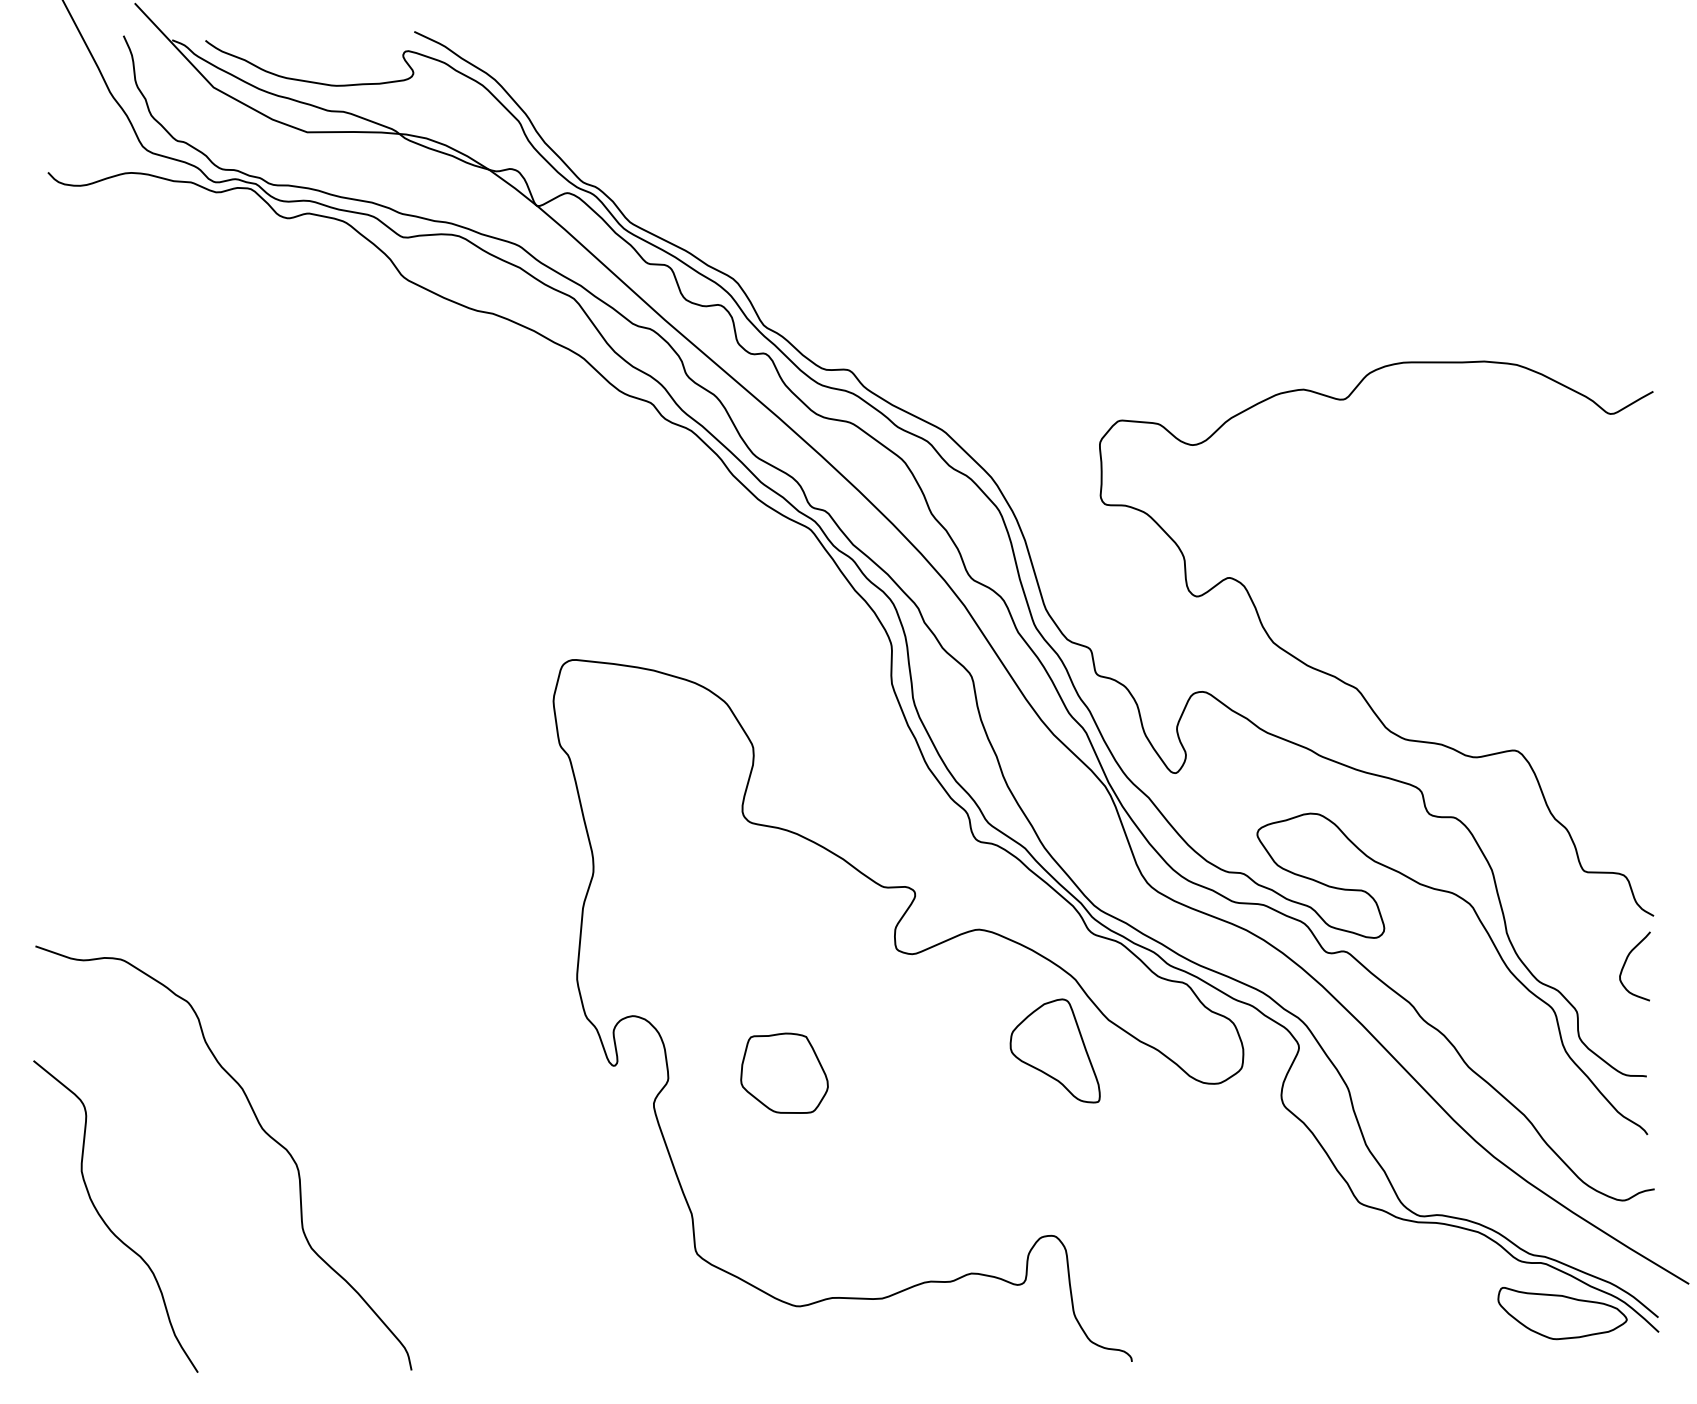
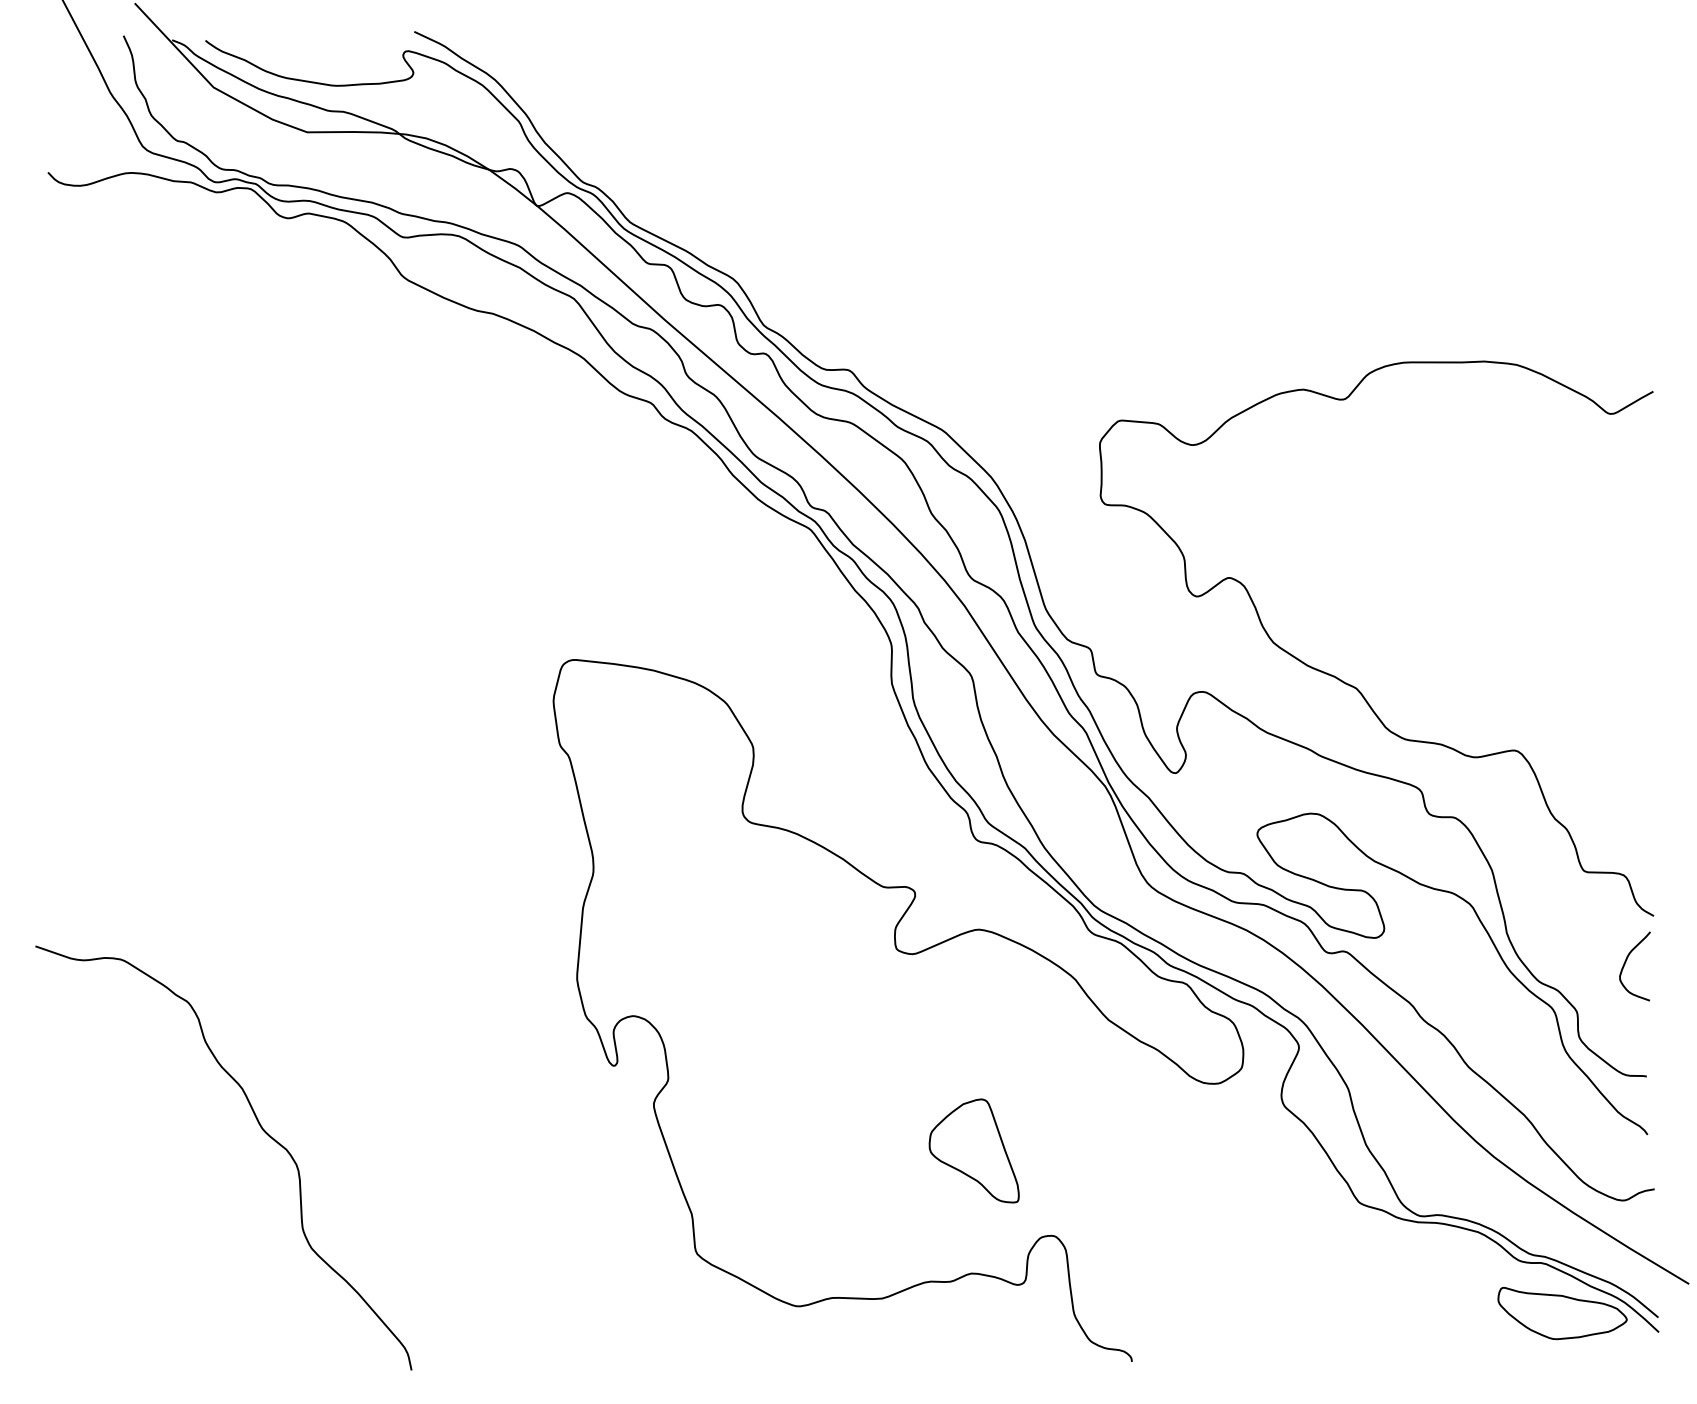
part position: (1054, 1050) -> (973, 1150) (973, 1150)
part: present -> none (784, 1072)
curve: present -> none (107, 1224)
